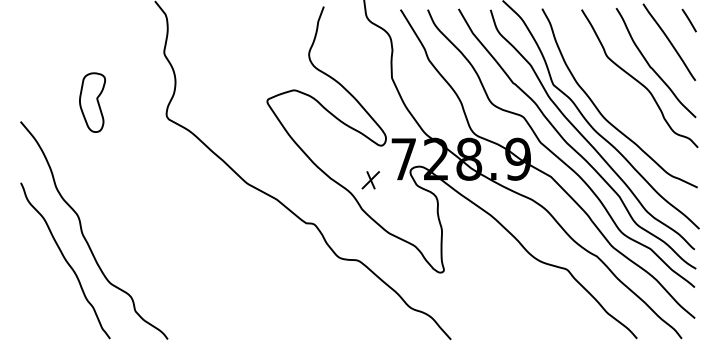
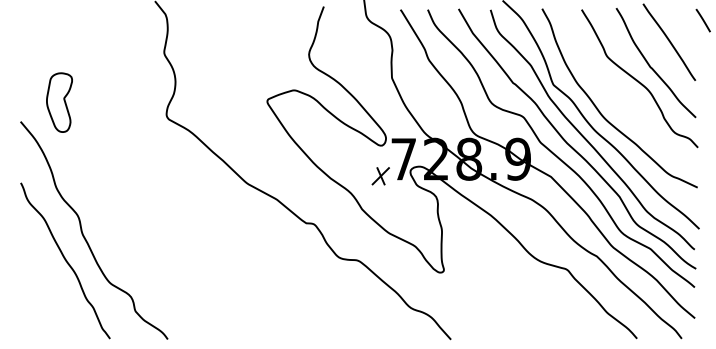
line position: (688, 20) -> (702, 20) (702, 20)
part position: (92, 102) -> (59, 102) (59, 102)
part position: (370, 180) -> (380, 176) (380, 176)
